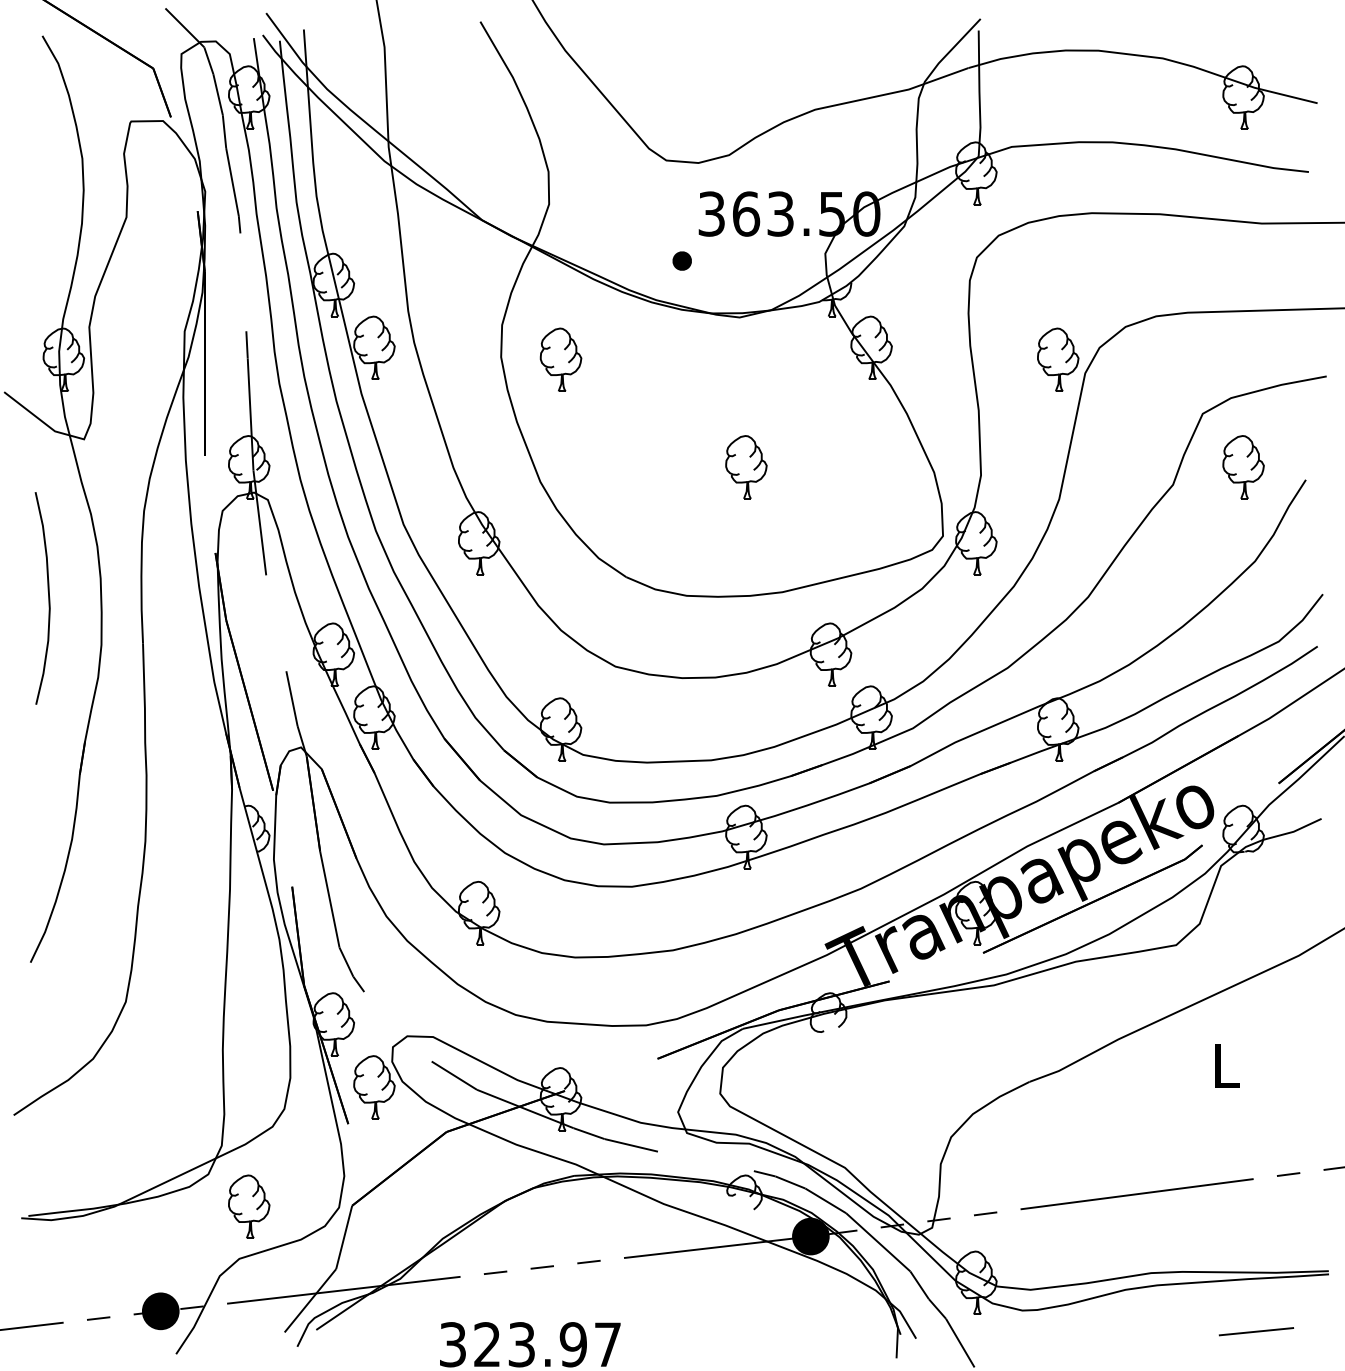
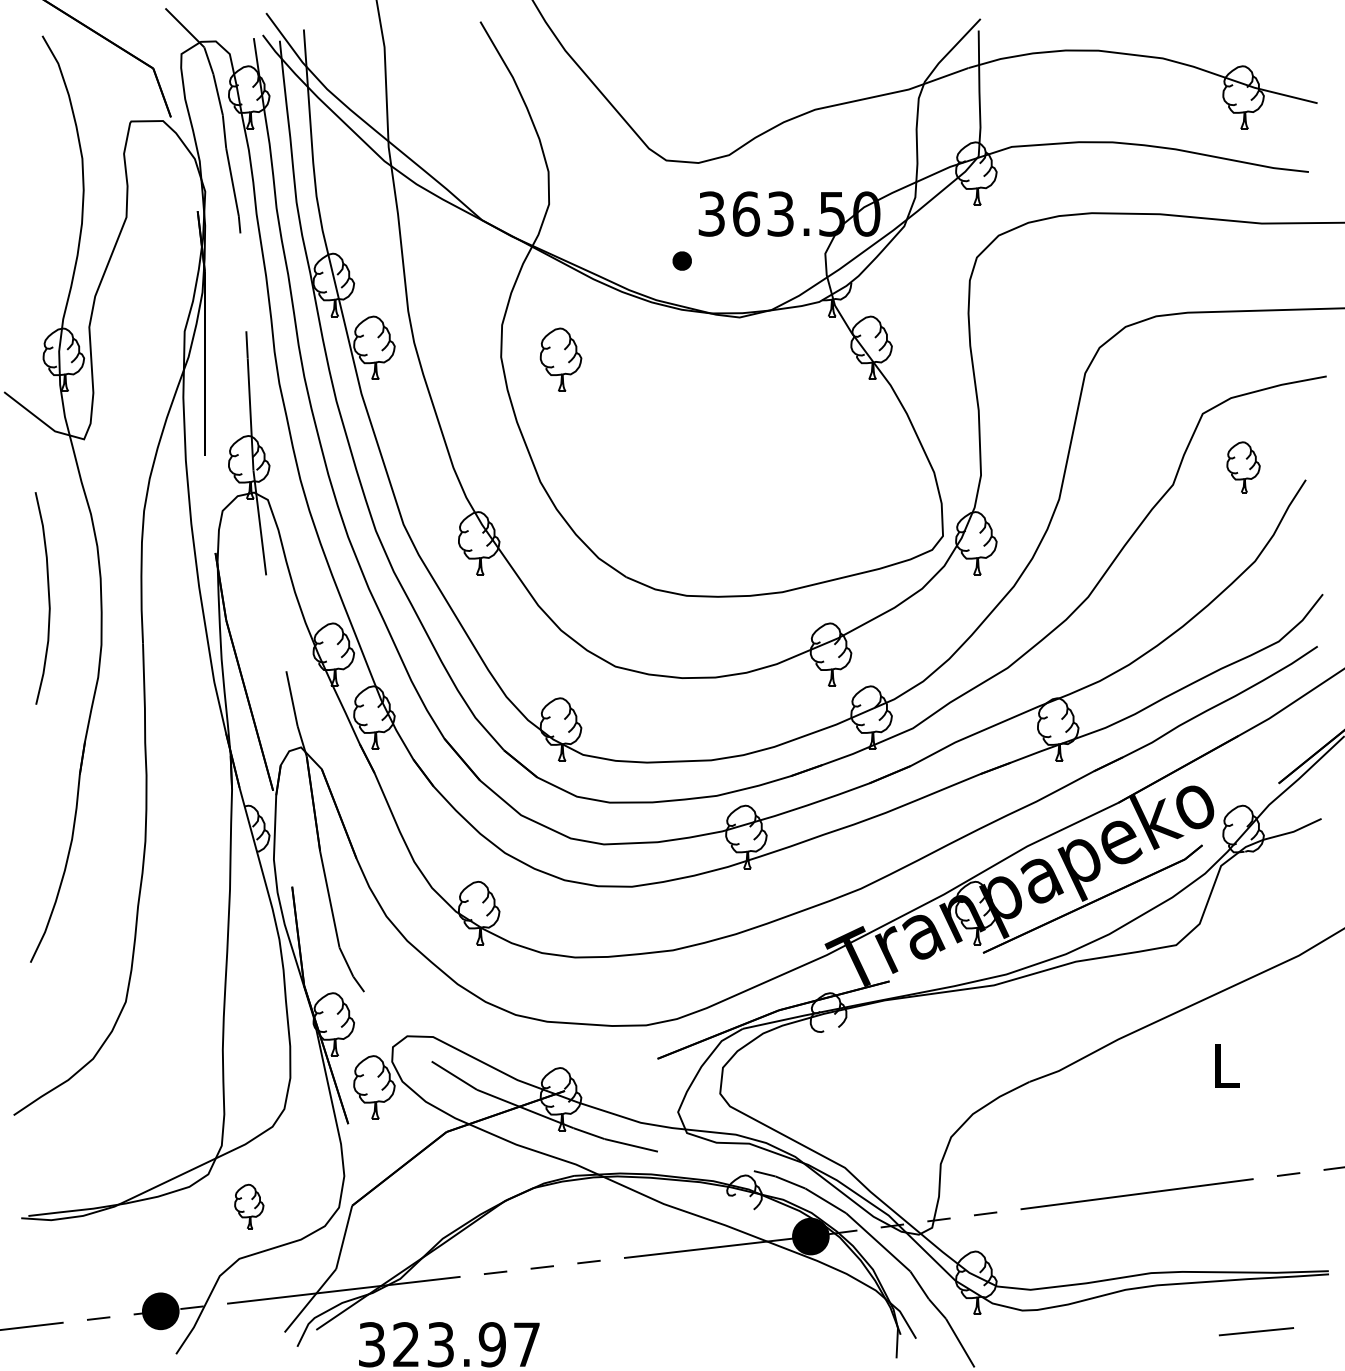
part: present -> none (1058, 359)
part: present -> none (746, 467)
part size: 43x65 px -> 35x53 px (1243, 467)
part size: 43x65 px -> 31x47 px (249, 1206)
text position: (530, 1344) -> (449, 1344) (449, 1344)
